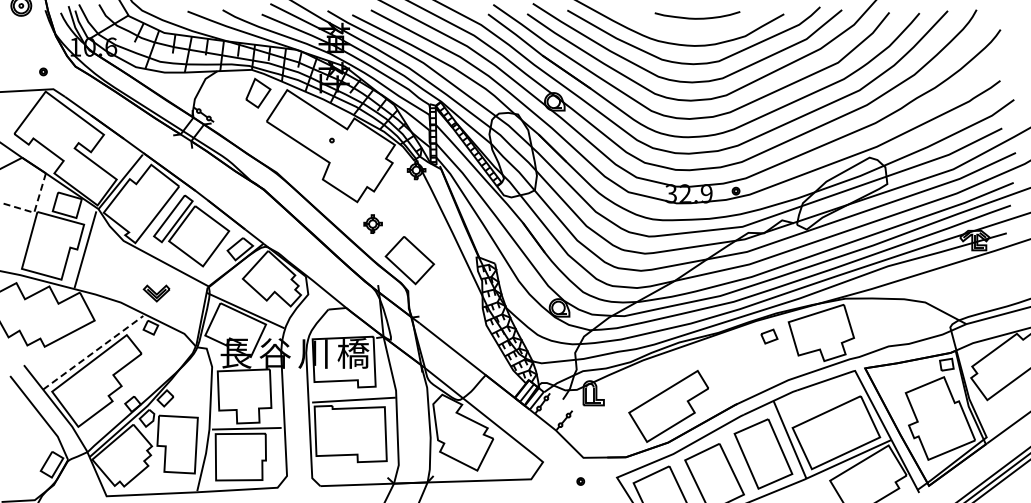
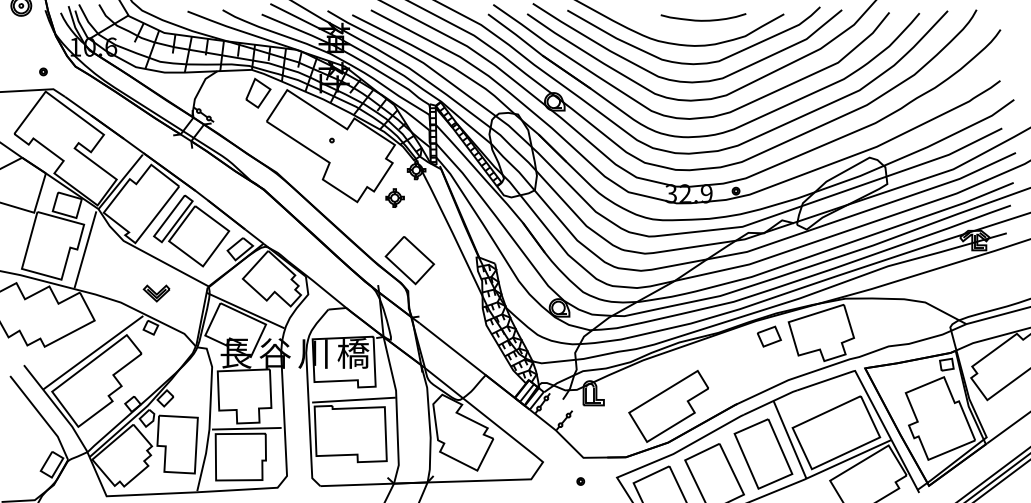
curve position: (697, 17) -> (703, 19) (703, 19)
line: dashed -> solid (35, 209)
part position: (372, 223) -> (394, 197) (394, 197)
part size: 19x17 px -> 25x23 px (769, 336)
line: dashed -> solid (93, 352)
